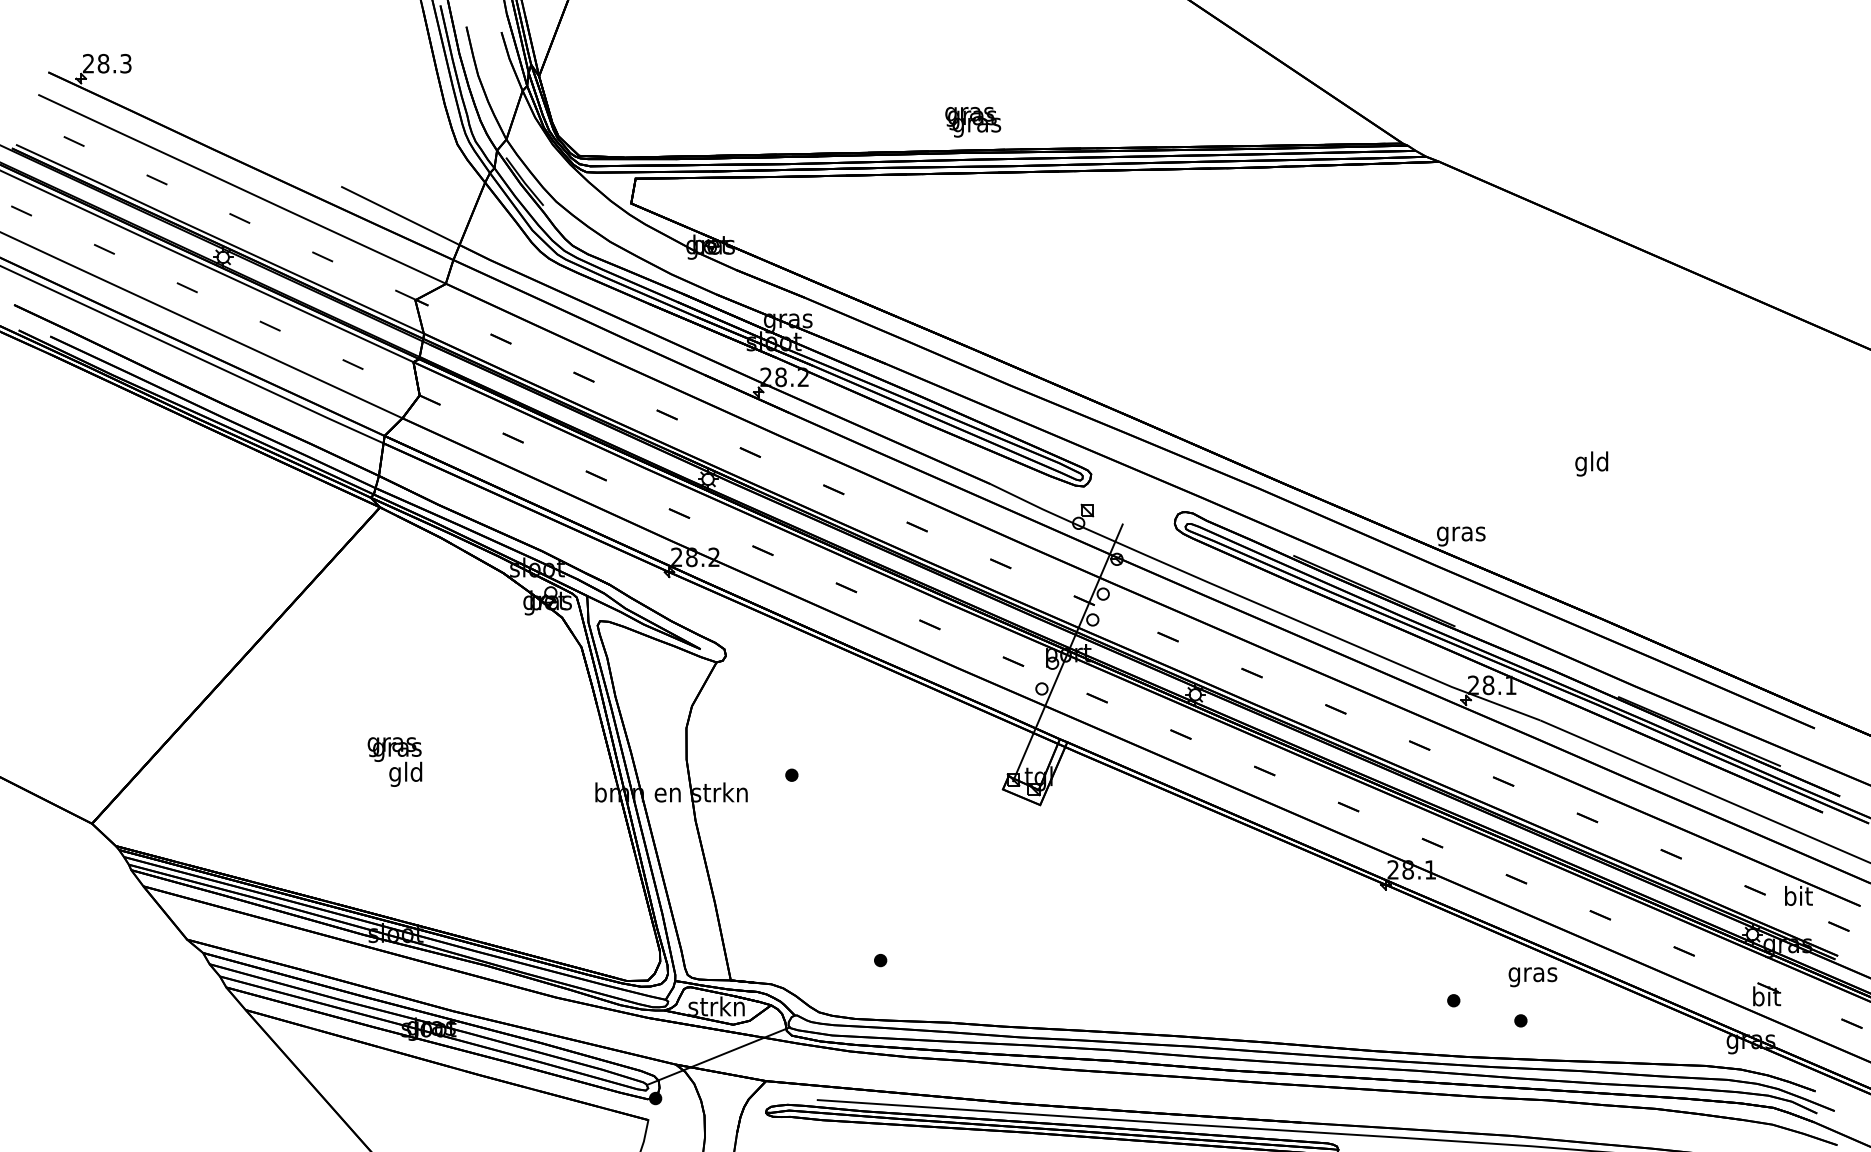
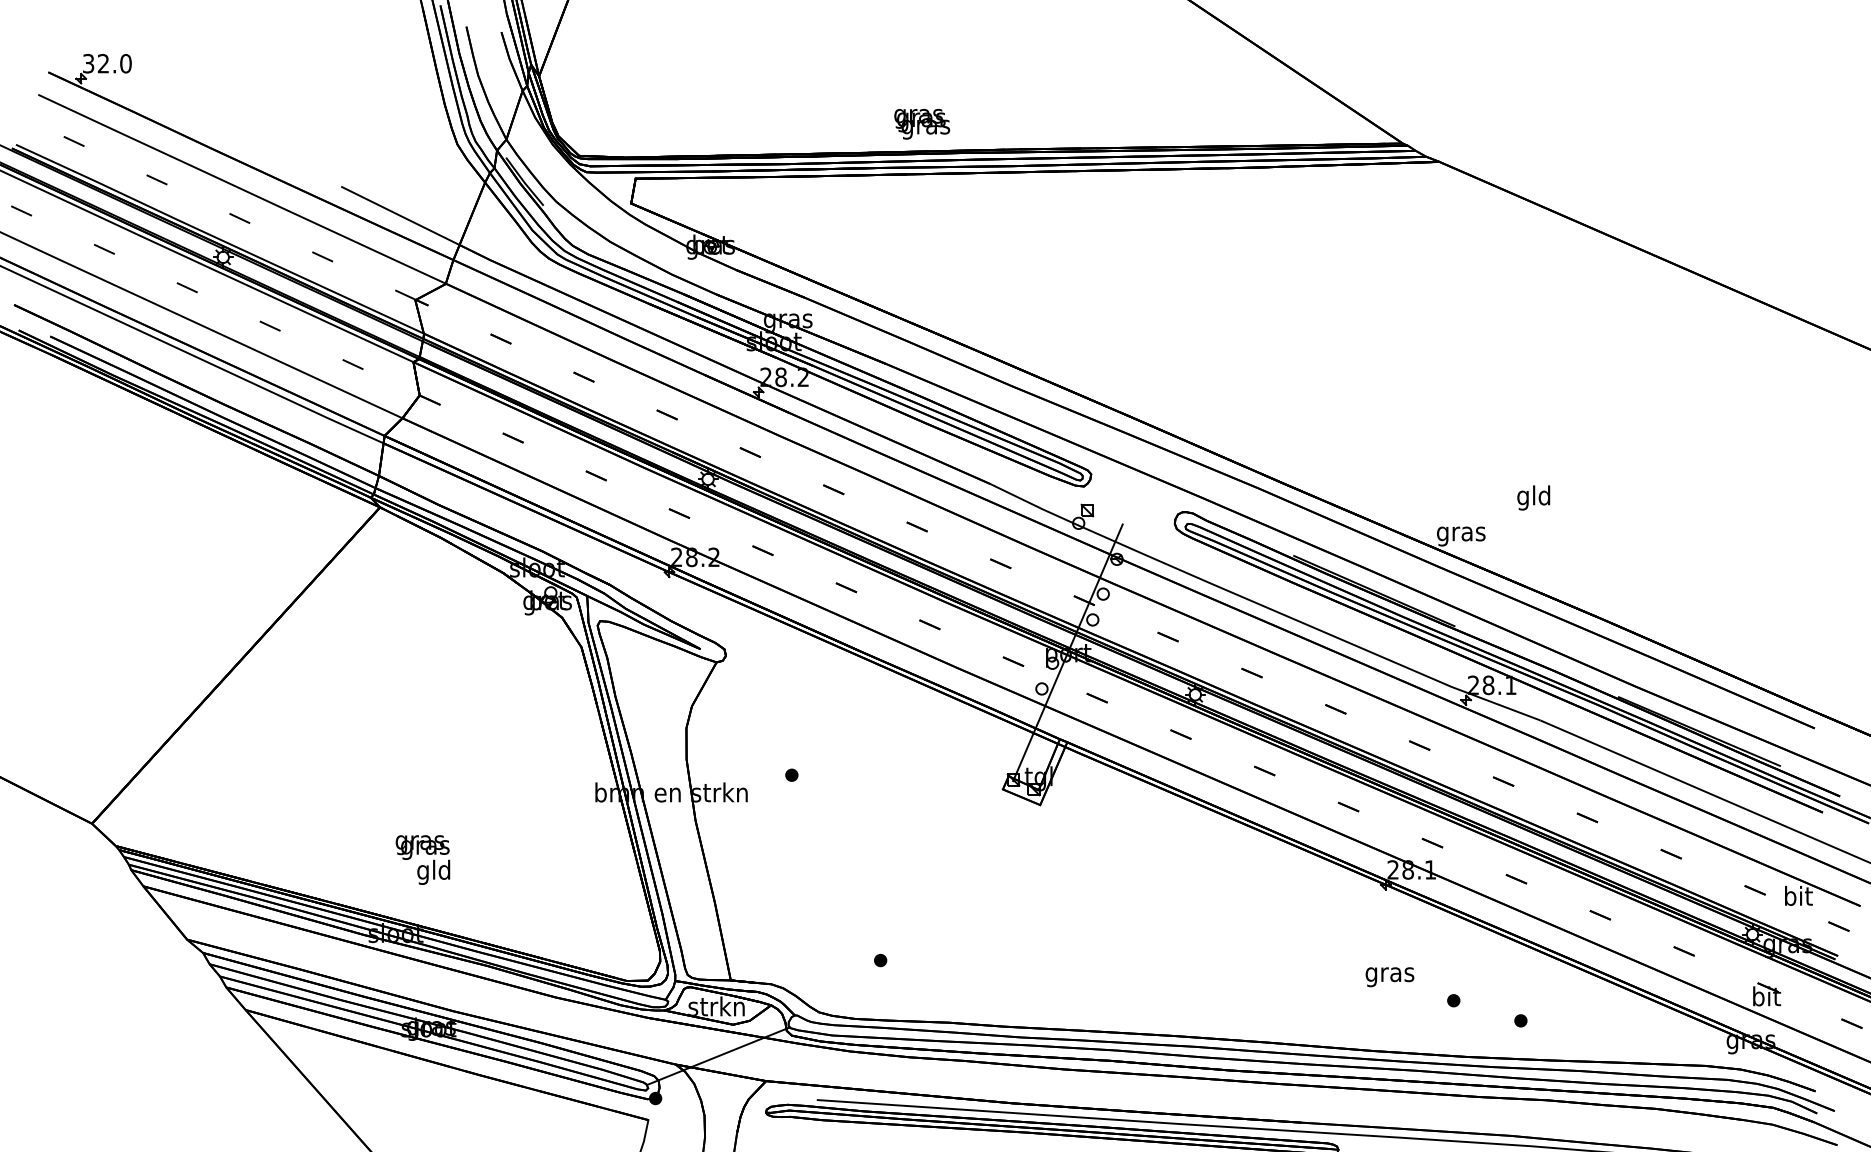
text: 28.3 -> 32.0 (107, 63)
text position: (973, 121) -> (922, 123) (922, 123)
text position: (1591, 463) -> (1533, 497) (1533, 497)
text position: (394, 761) -> (422, 859) (422, 859)
text position: (1532, 977) -> (1389, 977) (1389, 977)
